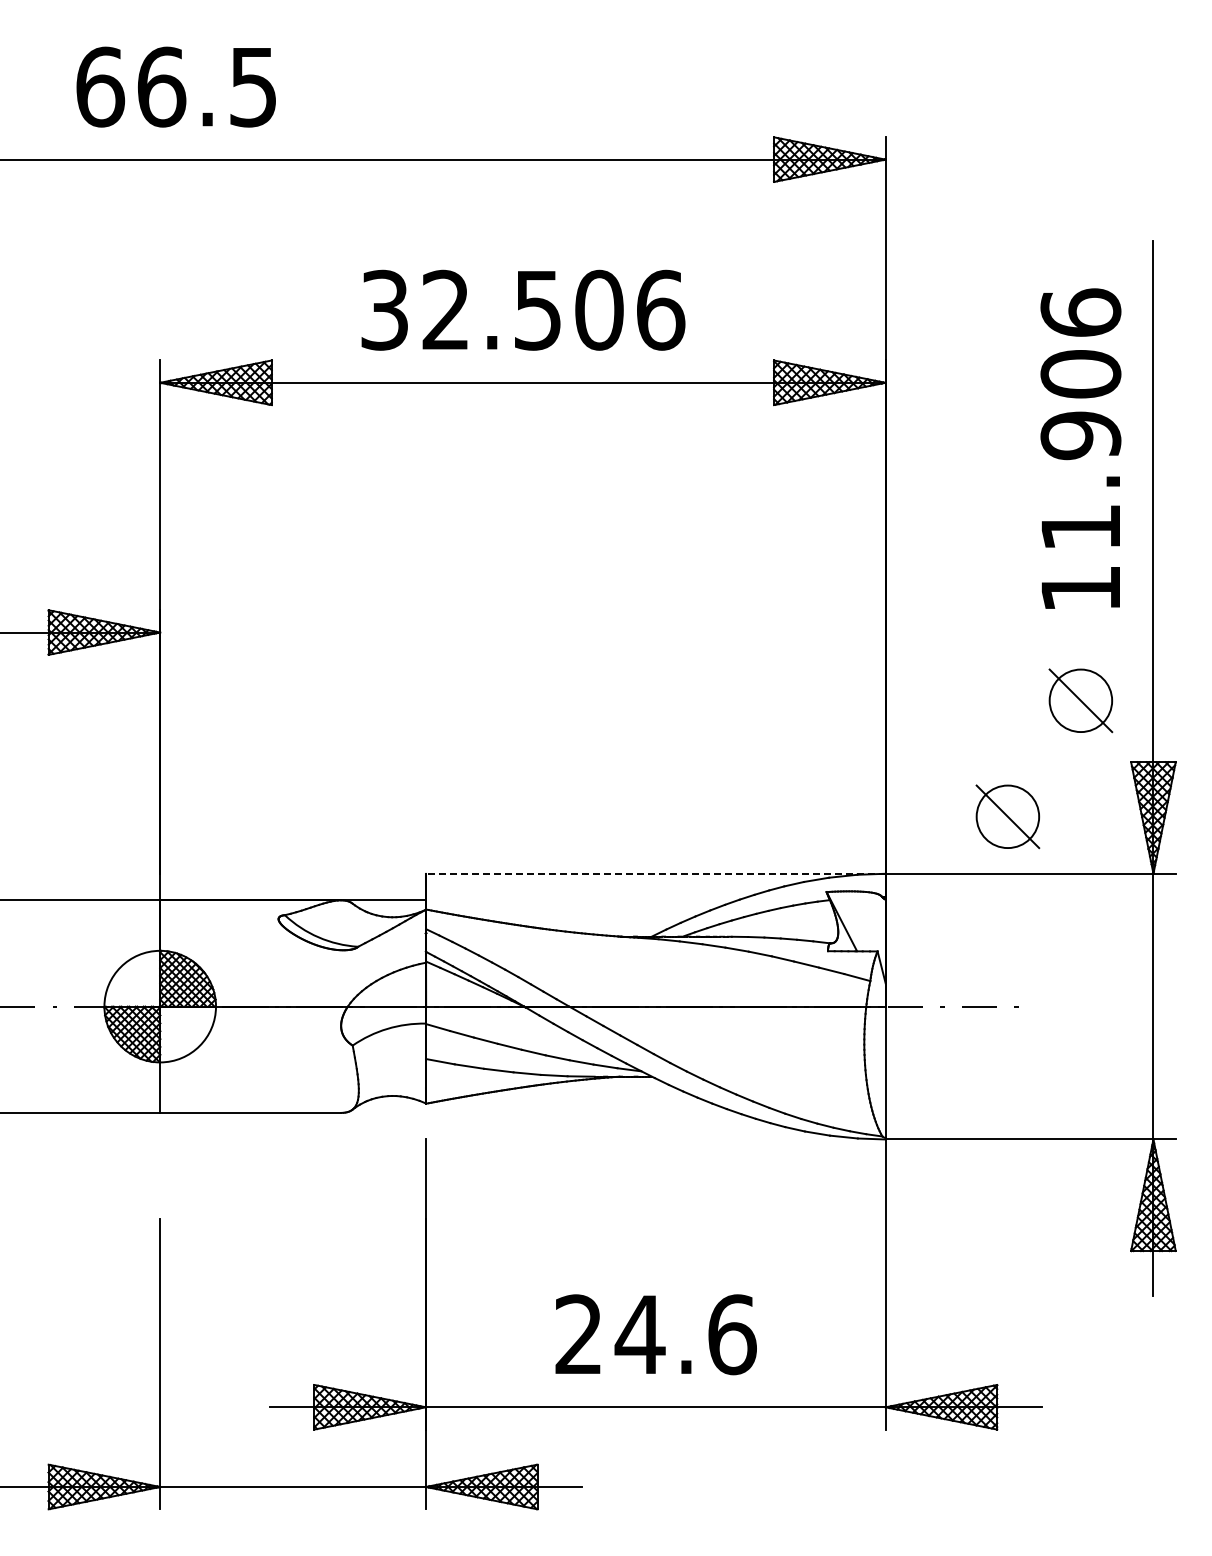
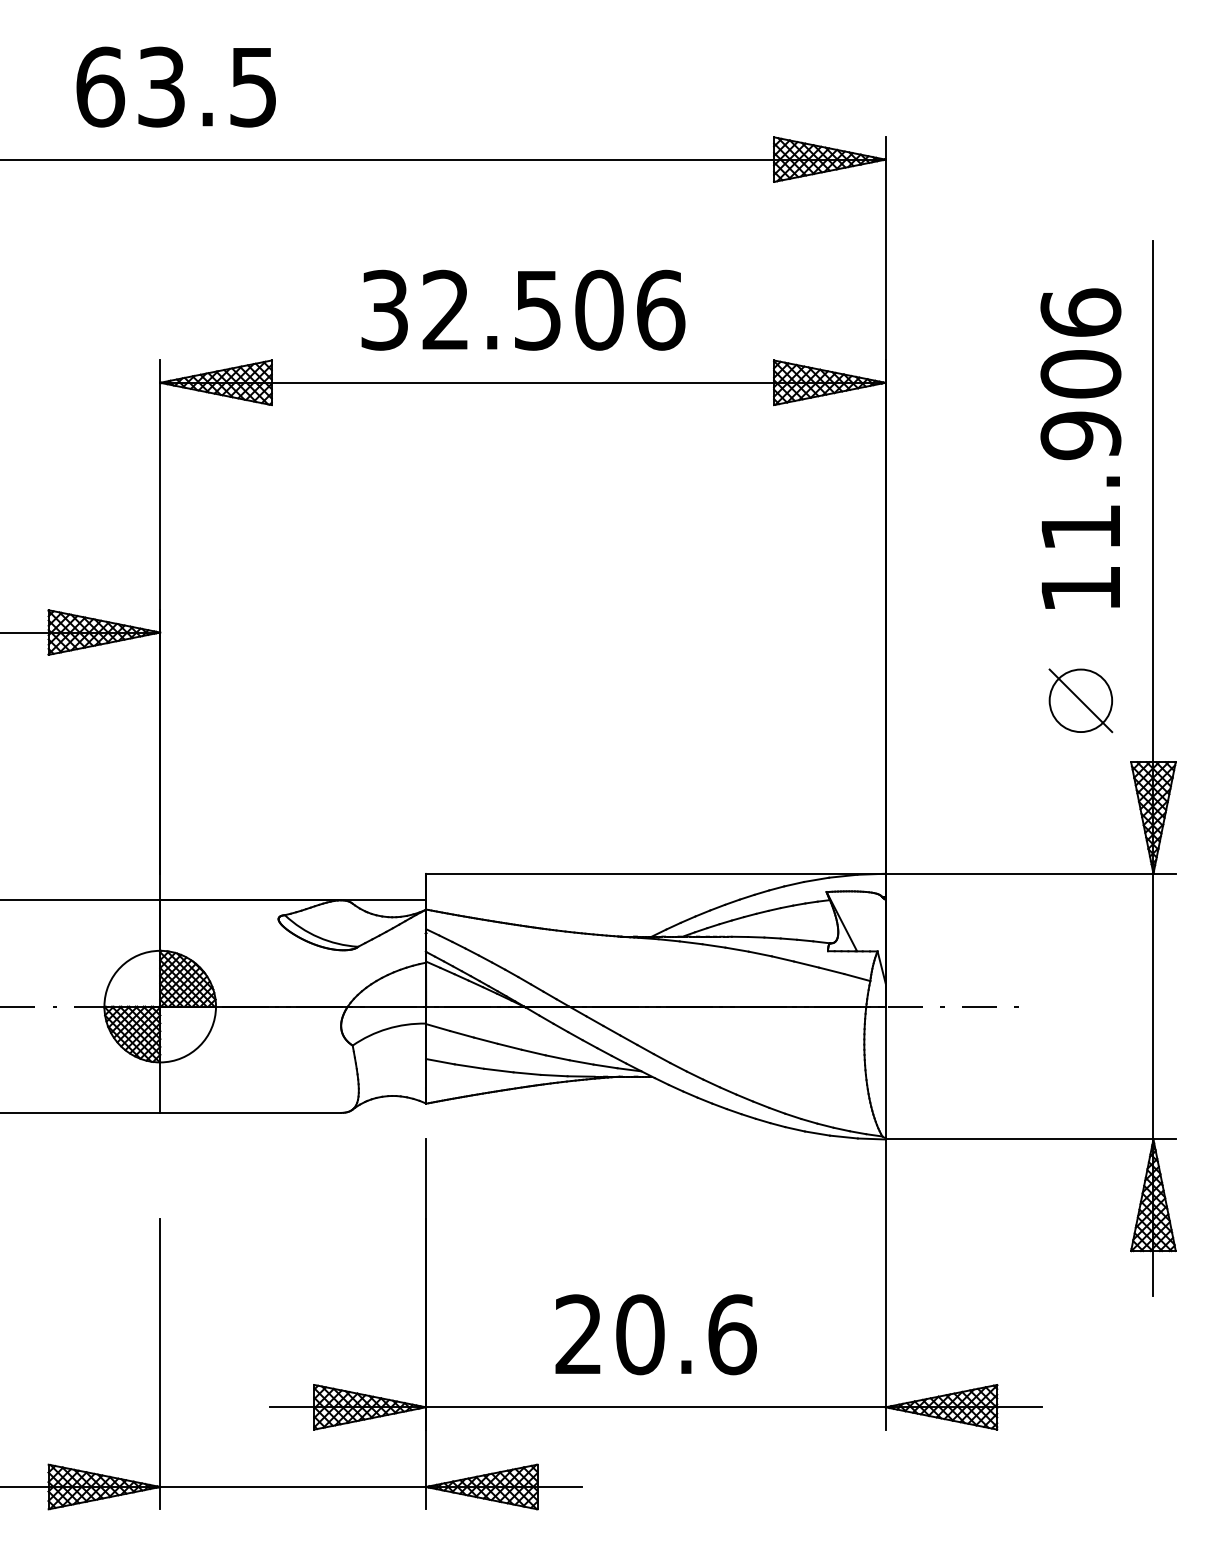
text: 66.5 -> 63.5 (161, 86)
part: present -> none (1007, 816)
line: dashed -> solid (655, 873)
text: 24.6 -> 20.6 (639, 1334)
